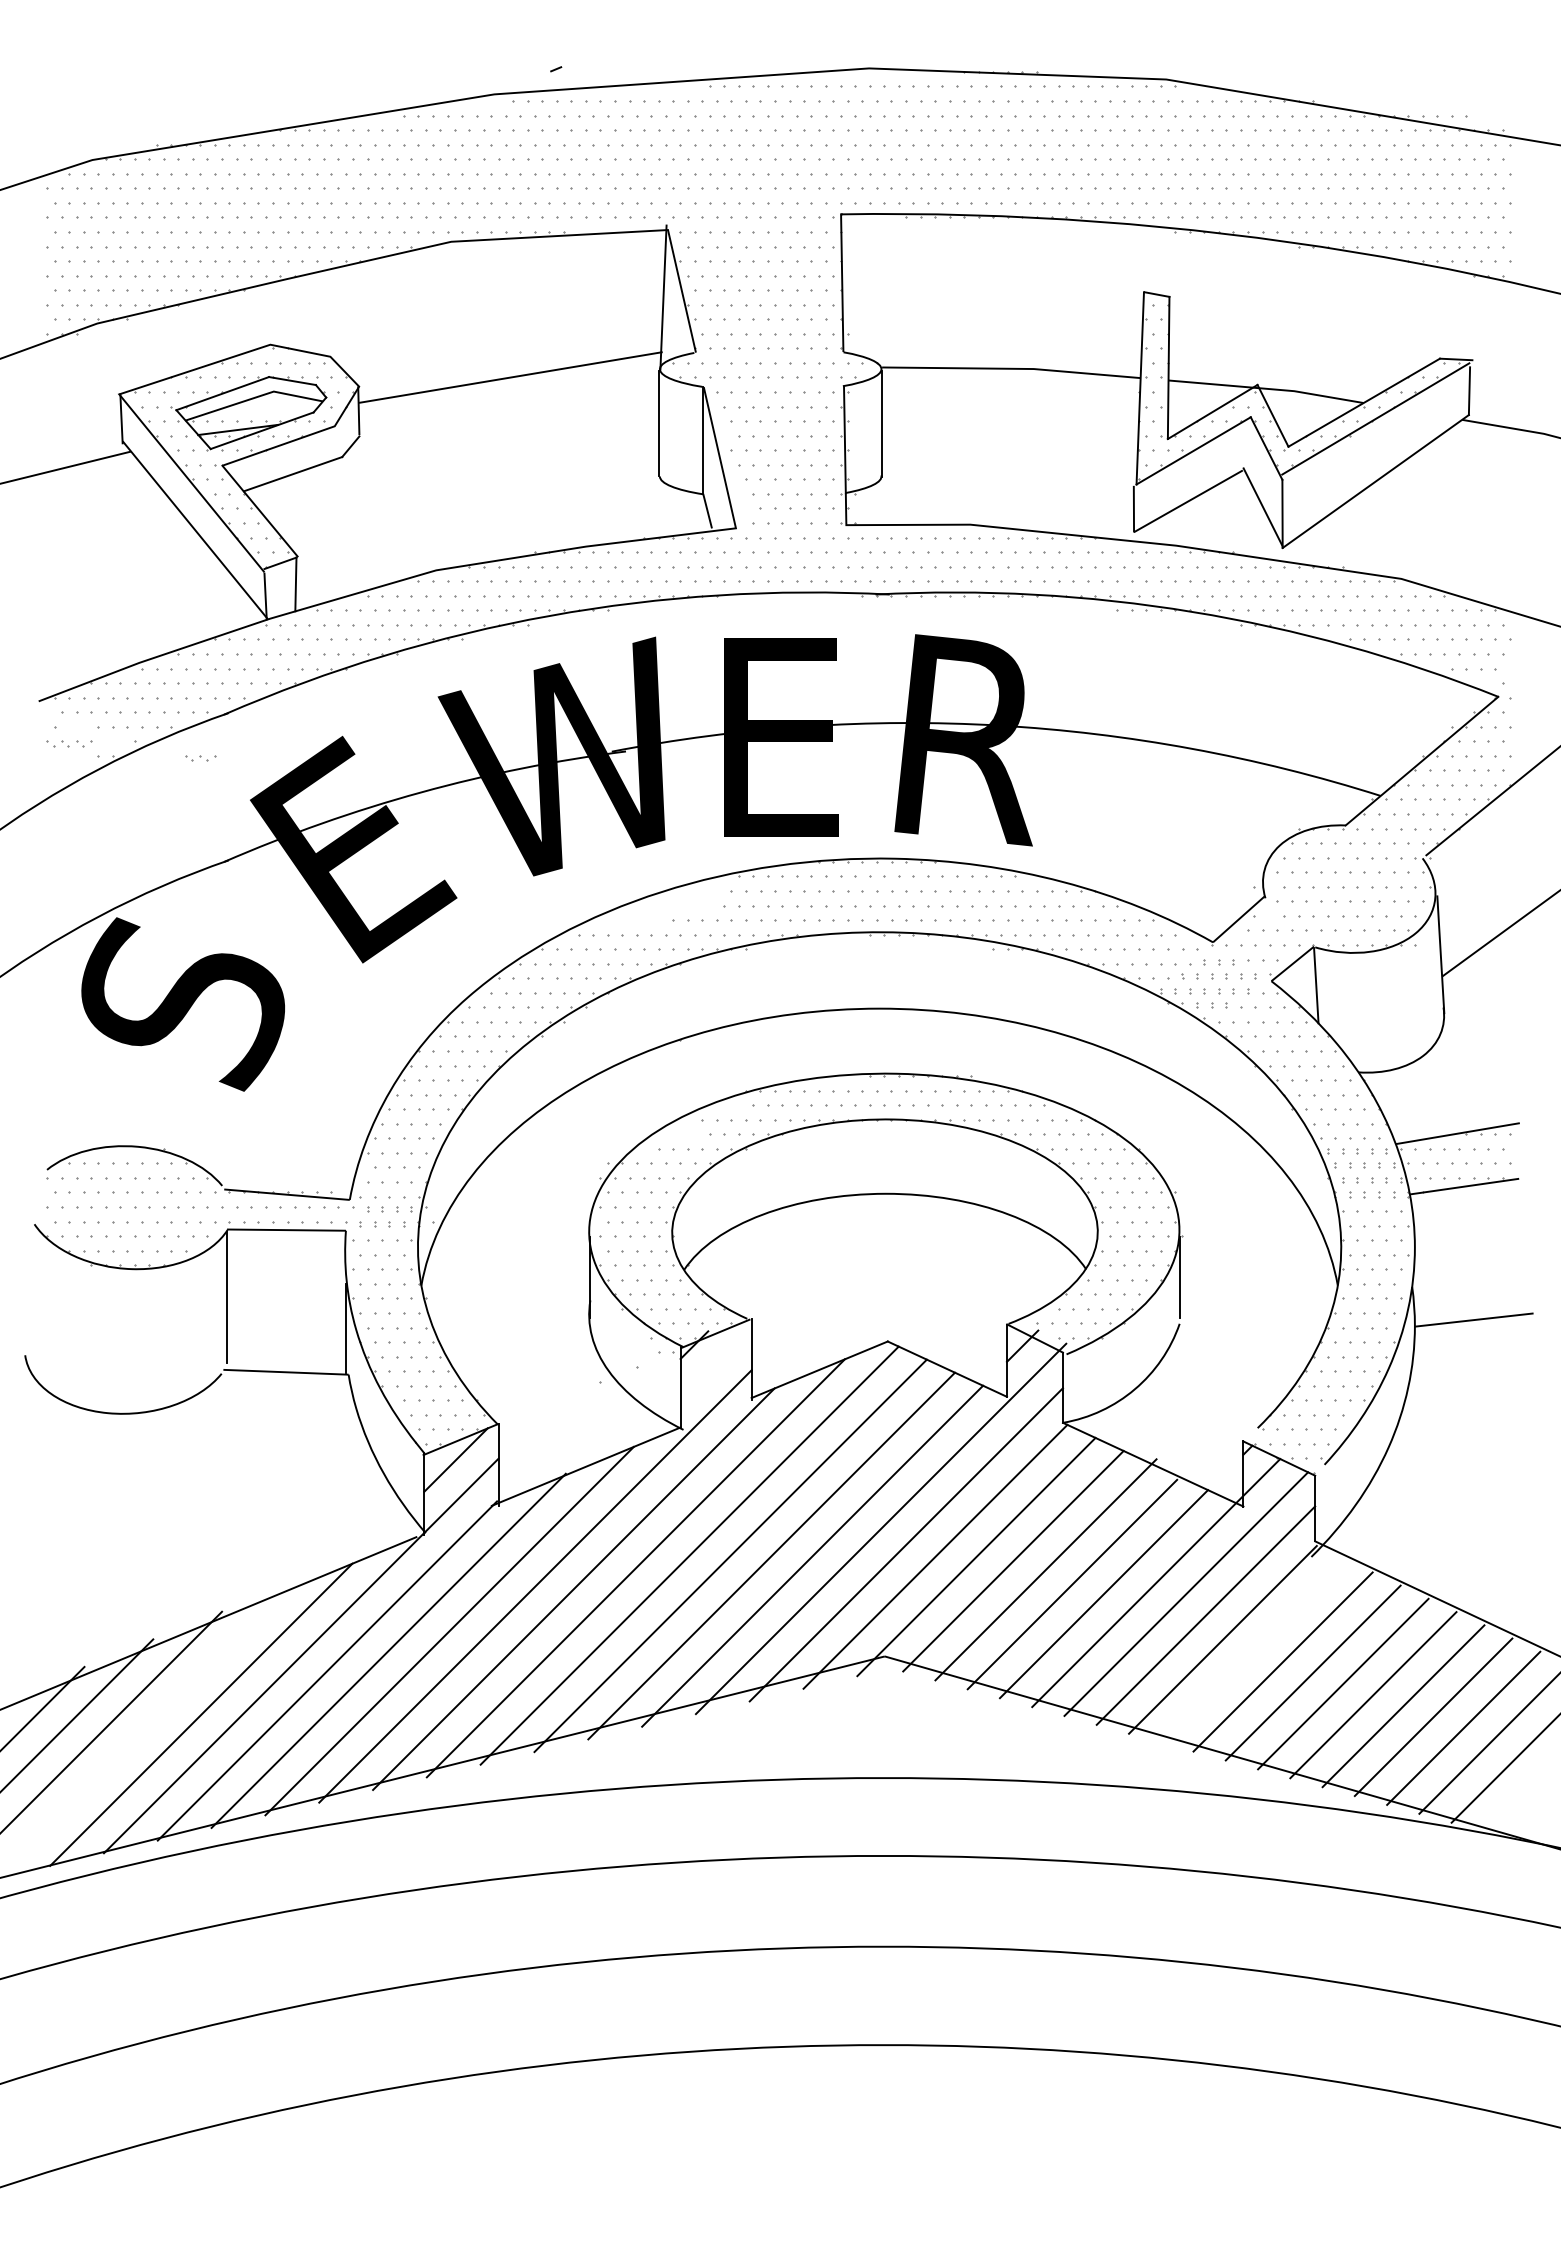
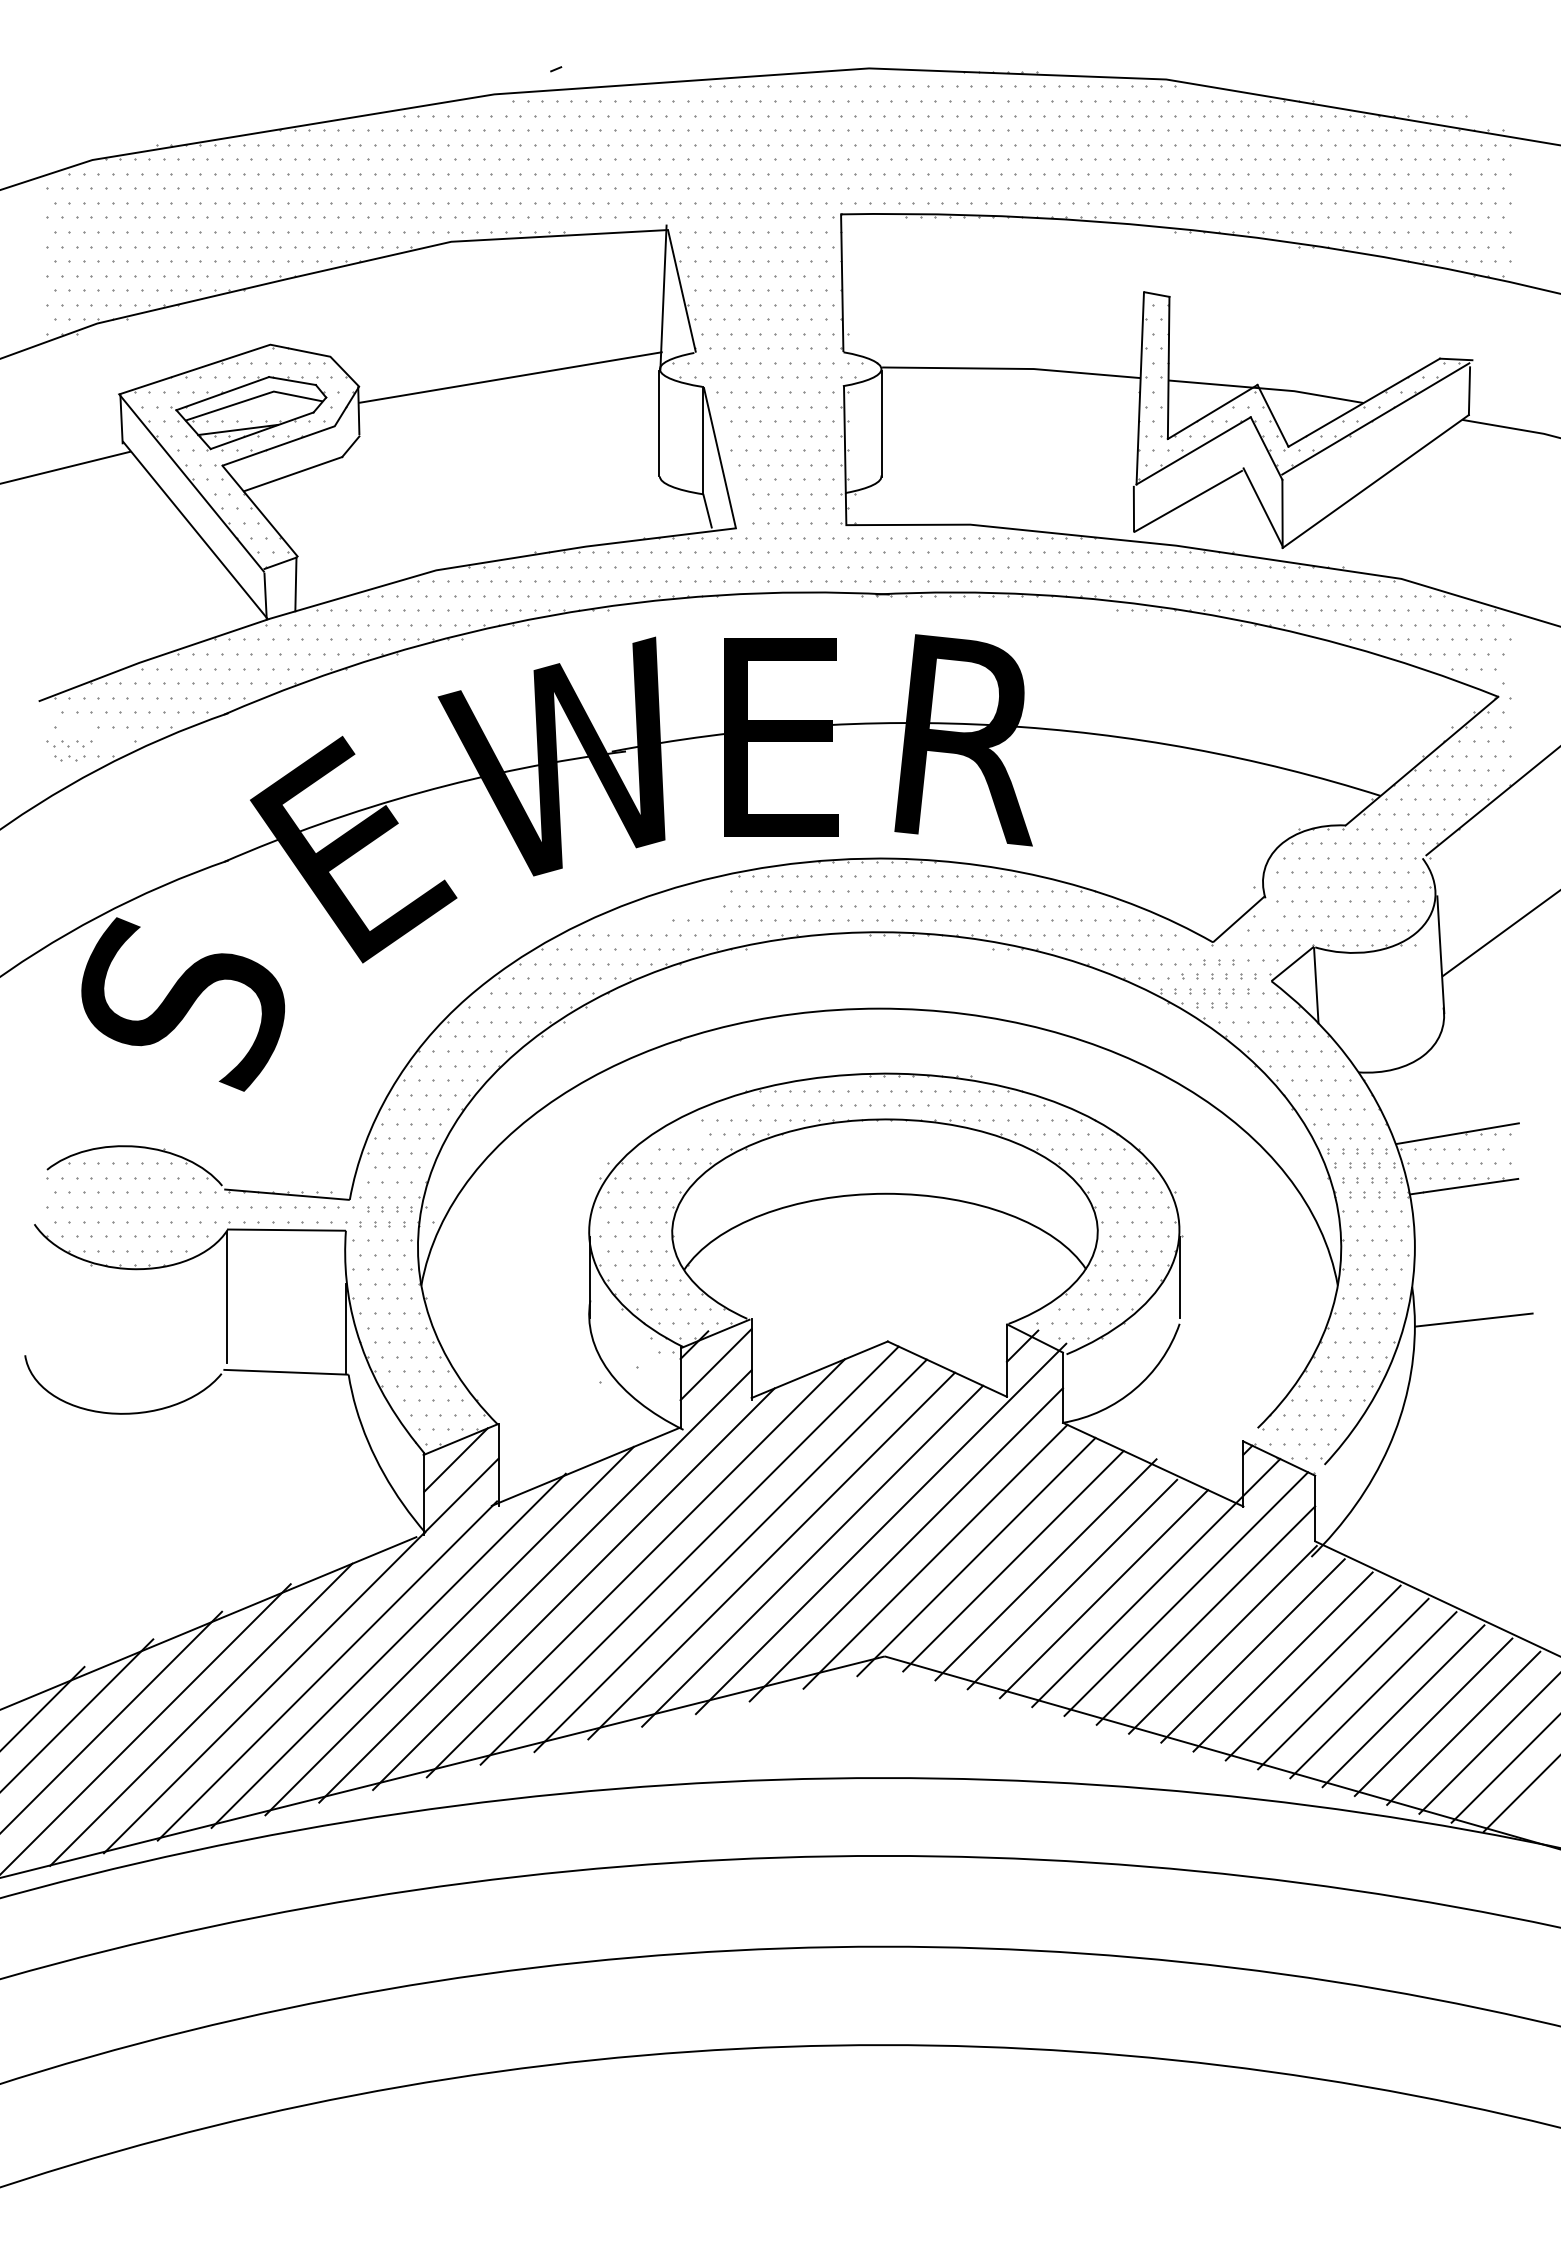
part position: (200, 758) -> (69, 758) (69, 758)
line: none -> present (715, 1364)
line: none -> present (1252, 1650)
line: none -> present (146, 1728)
line: none -> present (1520, 1794)
